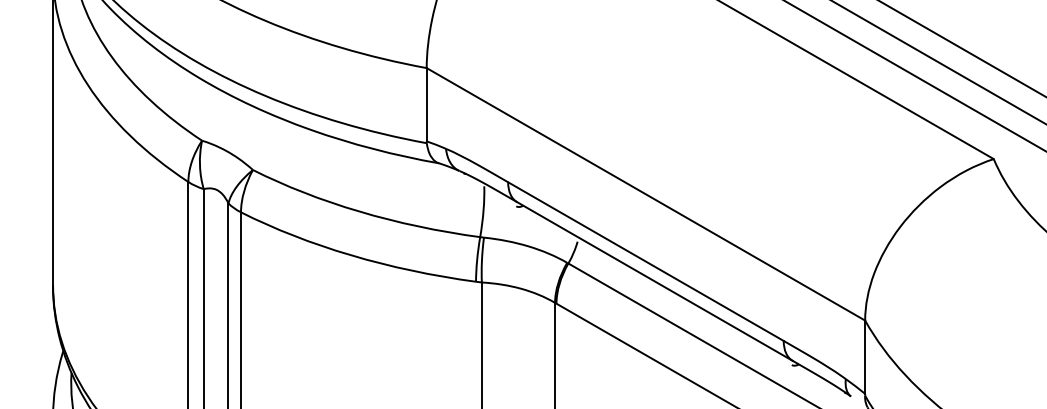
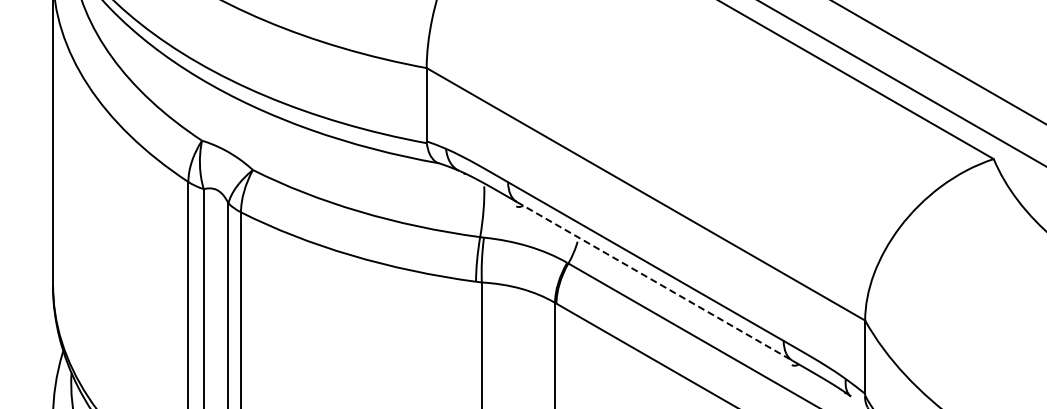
line: present -> none (962, 48)
line position: (914, 75) -> (901, 83) (901, 83)
line: solid -> dashed (654, 281)
